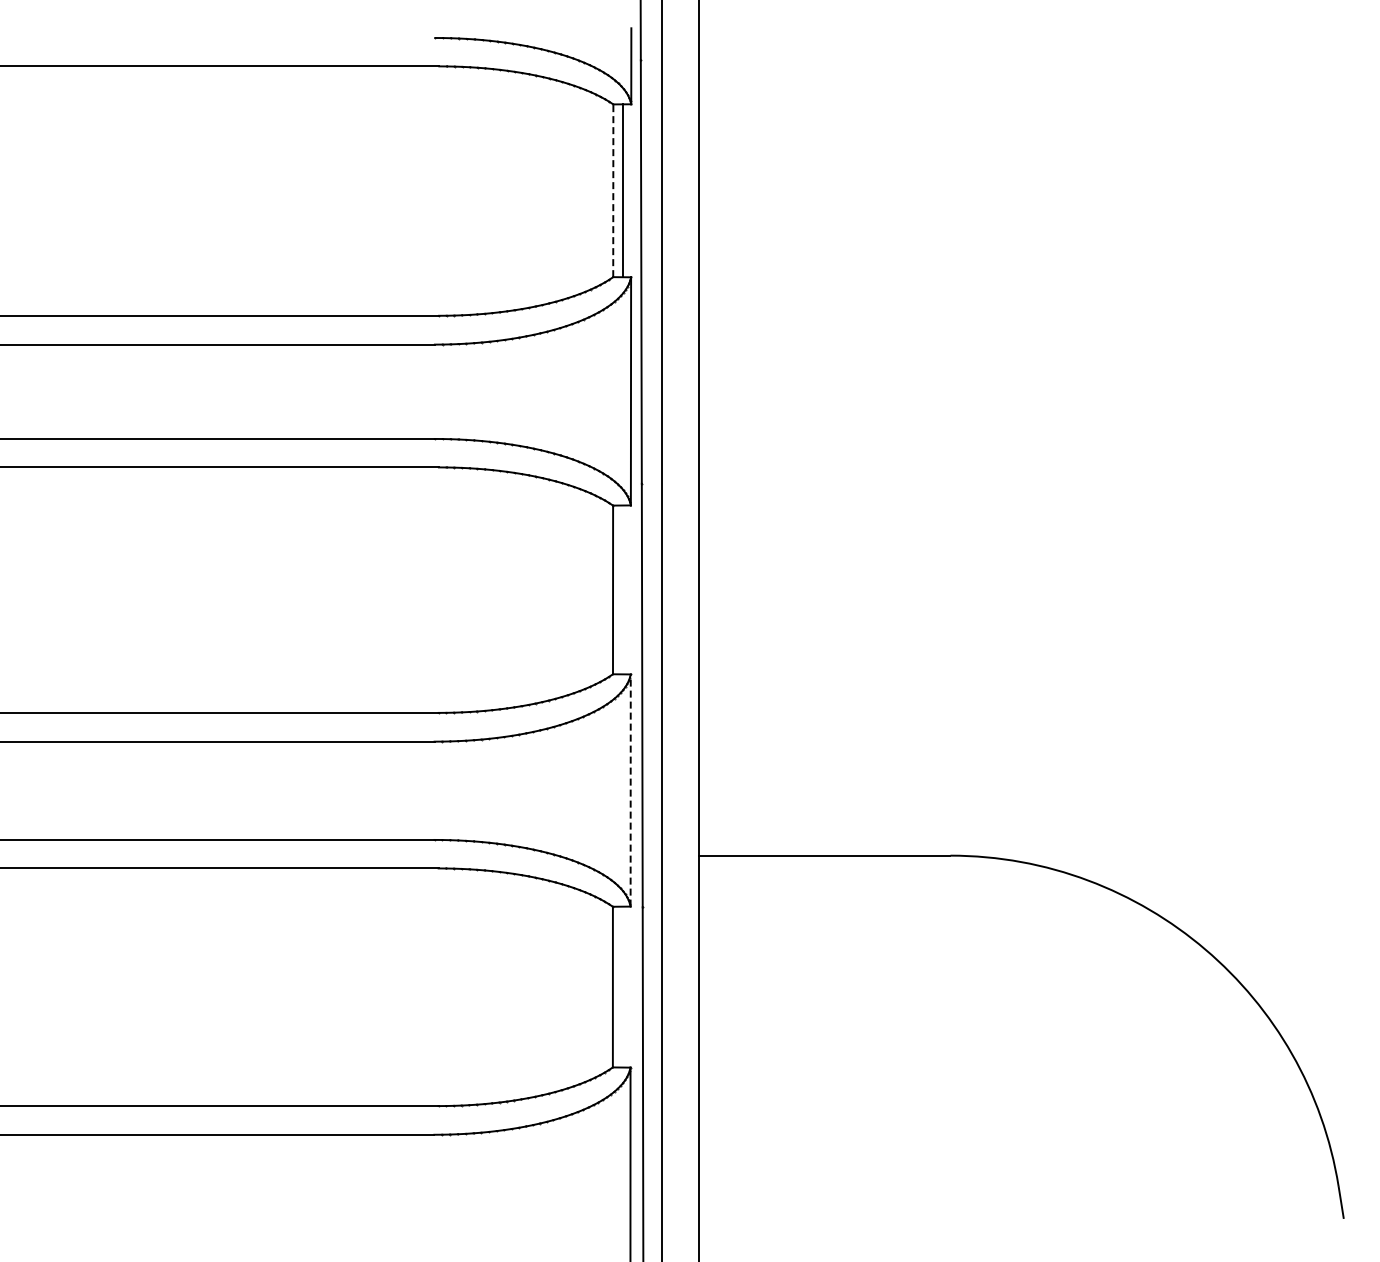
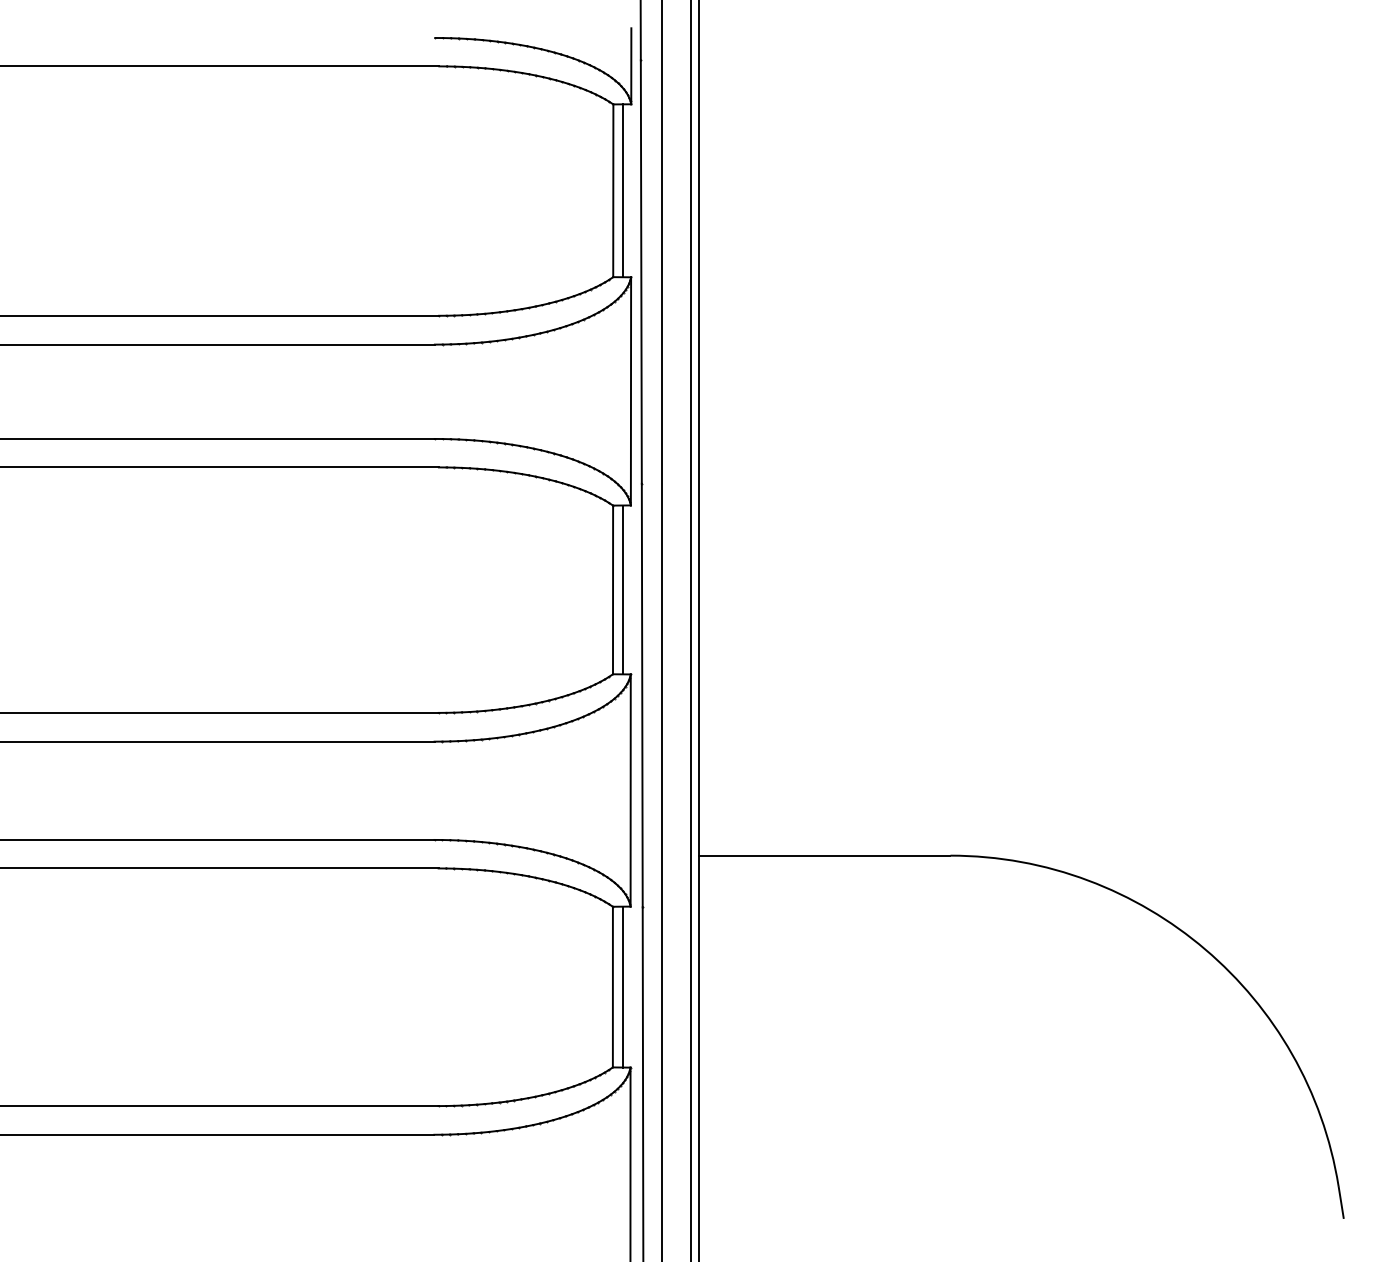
line: dashed -> solid (613, 190)
line: none -> present (622, 589)
line: none -> present (690, 630)
line: dashed -> solid (630, 790)
line: none -> present (622, 986)
